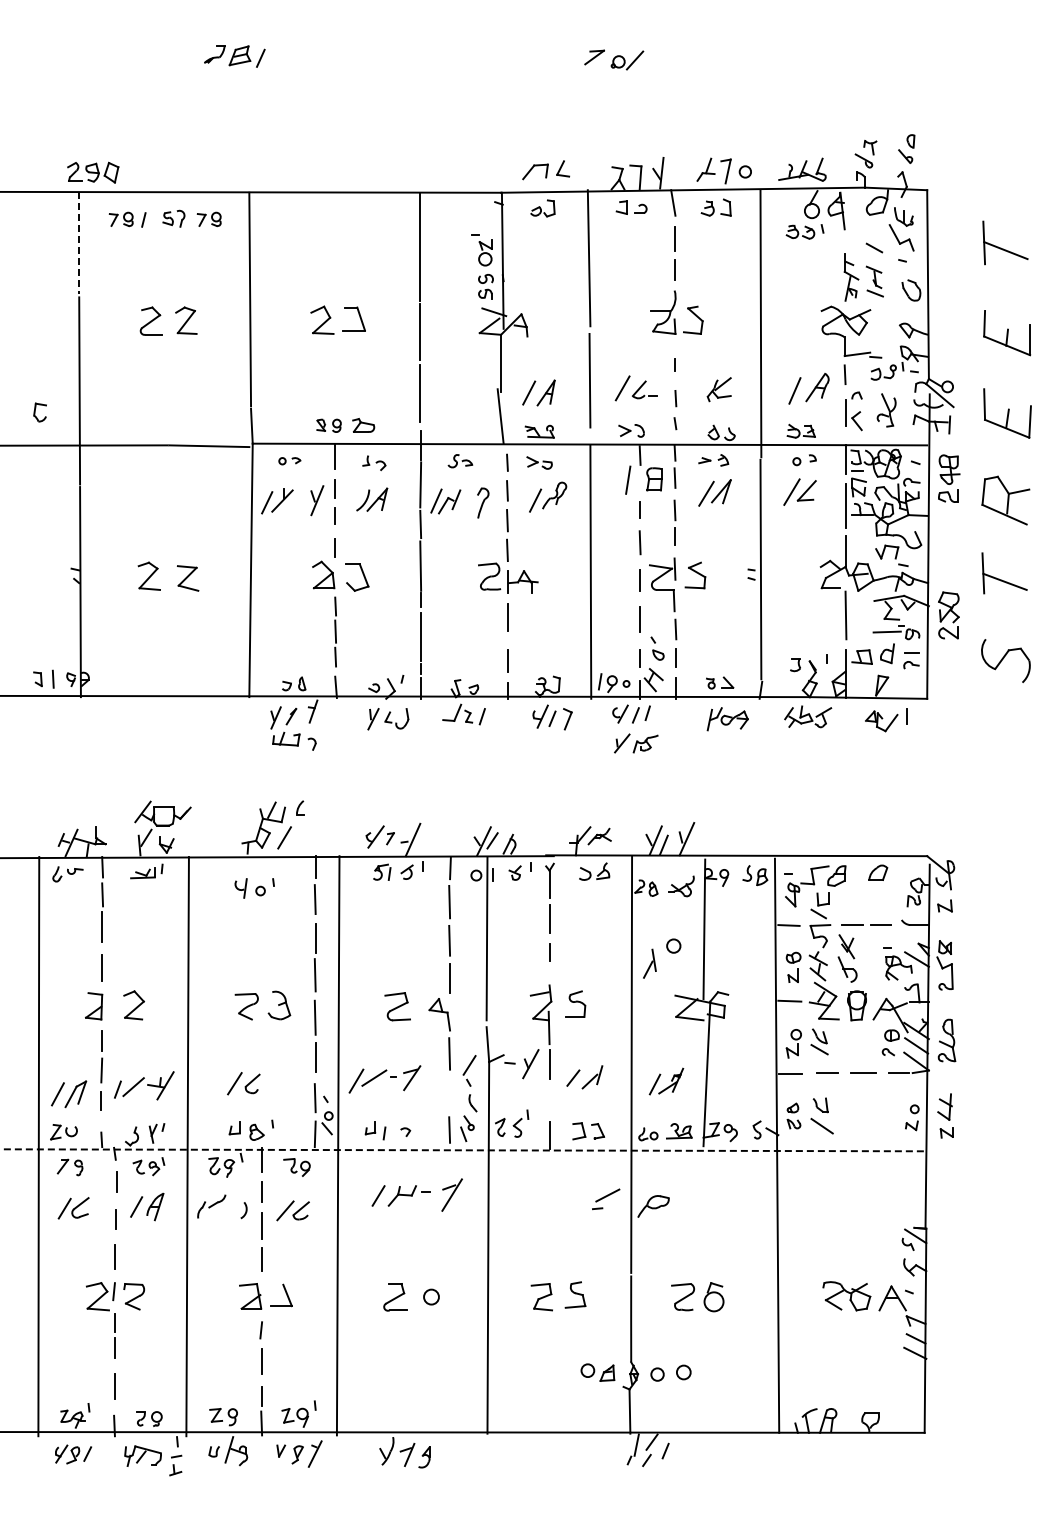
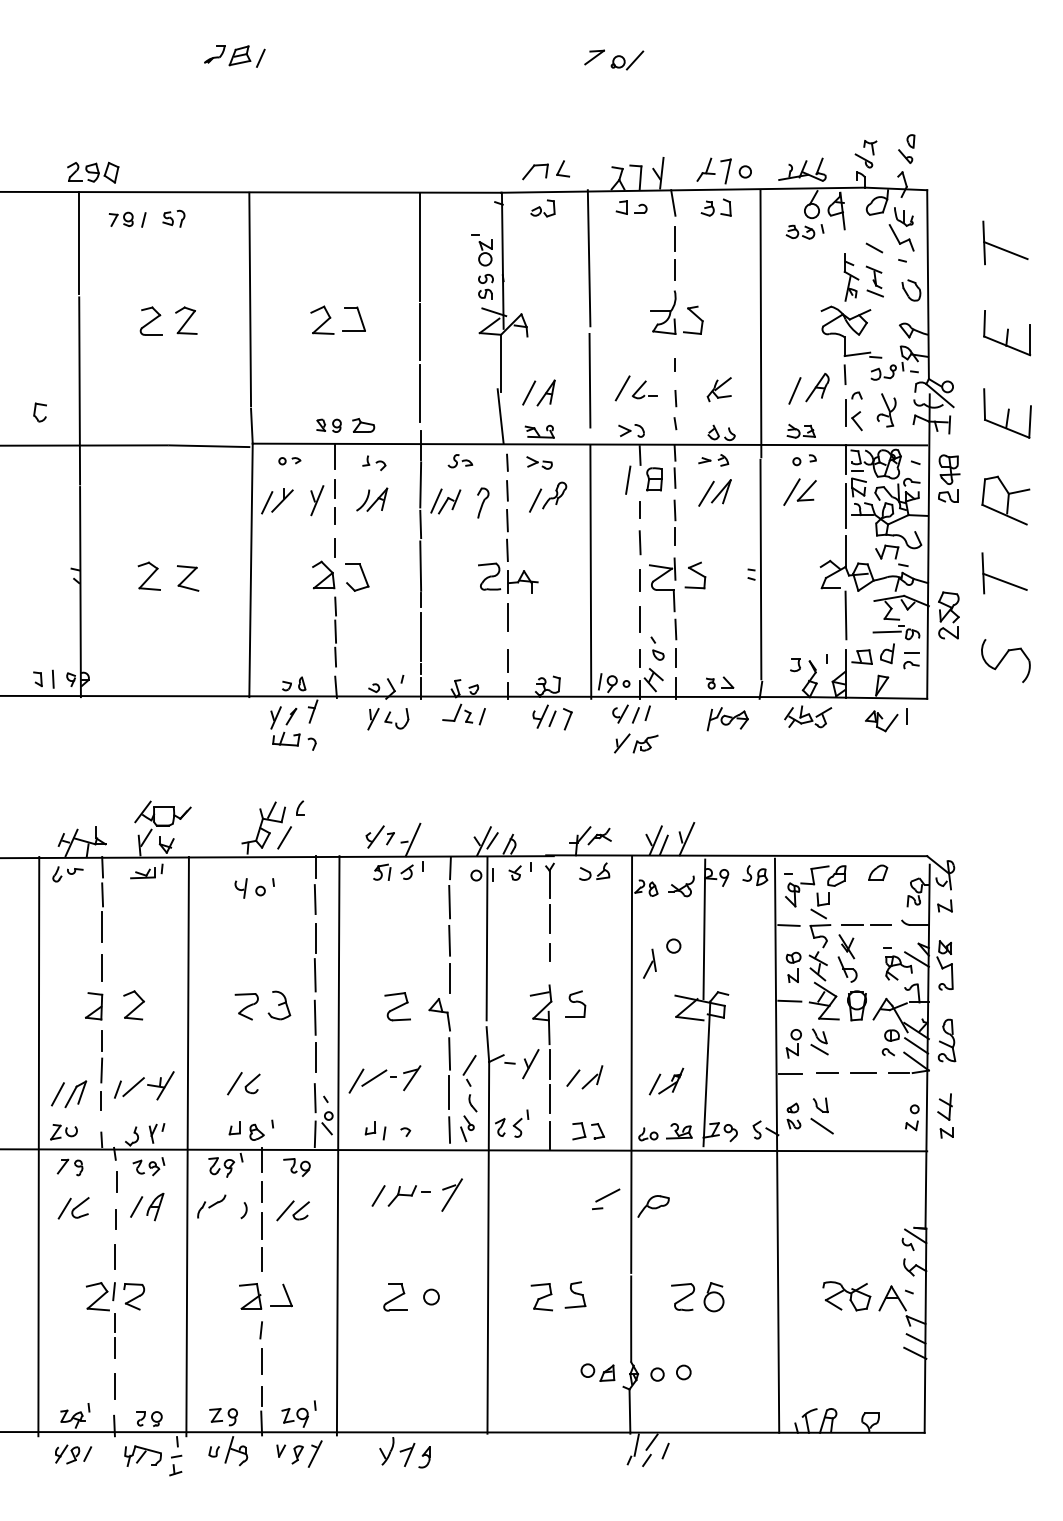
part: present -> none (208, 219)
line: dashed -> solid (79, 243)
line: none -> present (449, 1092)
line: none -> present (549, 1098)
line: dashed -> solid (464, 1150)
